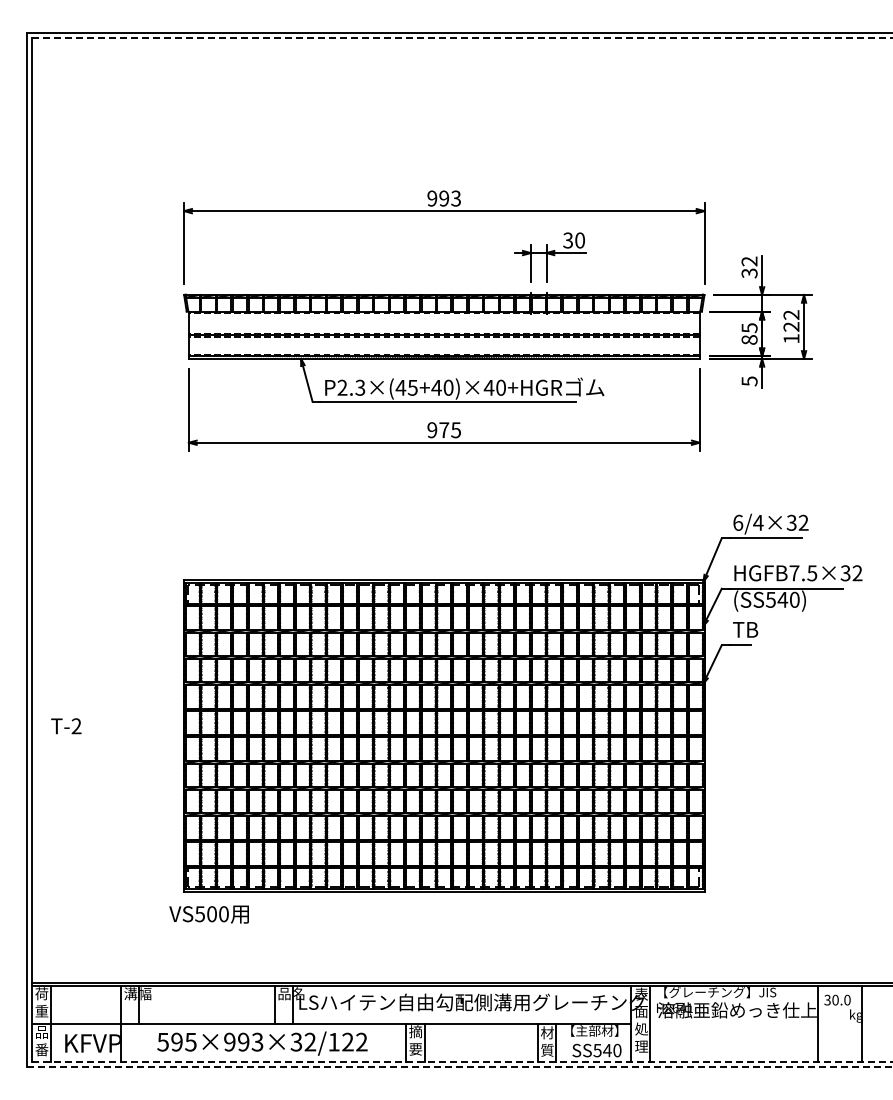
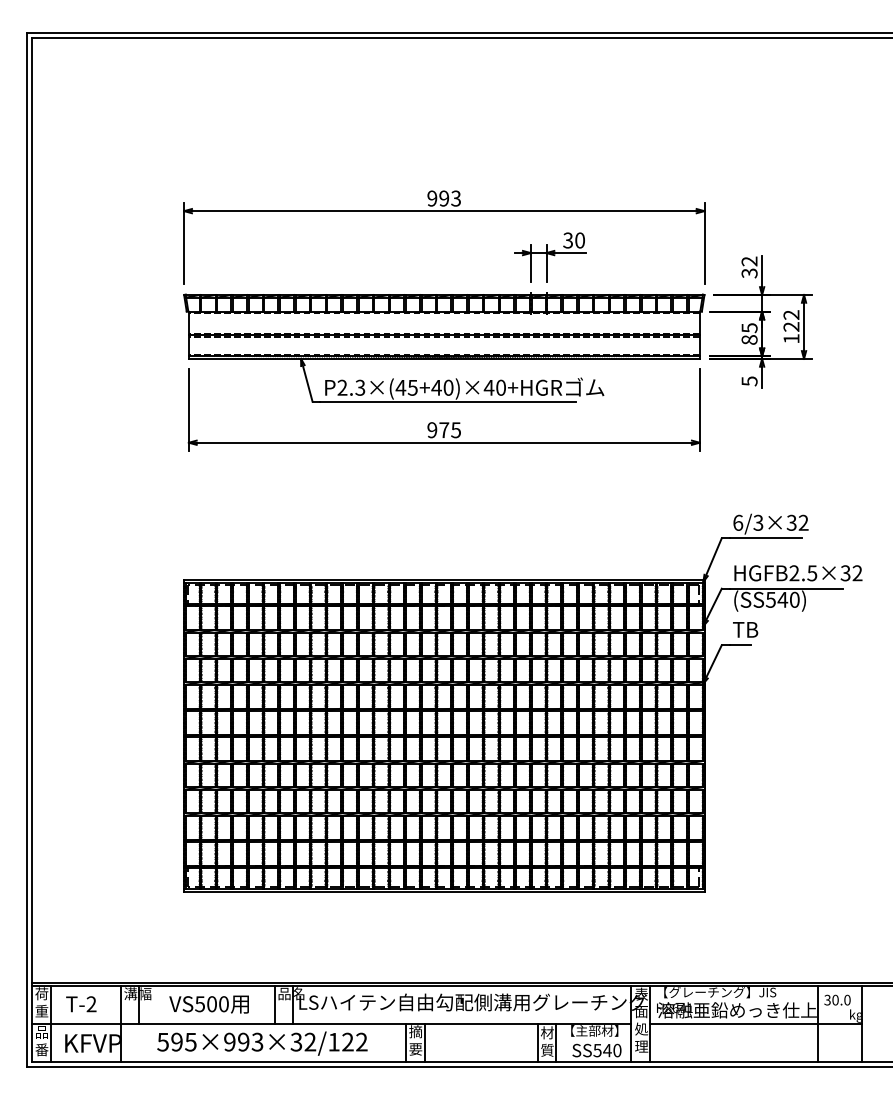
line: dashed -> solid (463, 37)
text: 6/4×32 -> 6/3×32 (758, 522)
text: HGFB7.5×32 -> HGFB2.5×32 (794, 573)
text position: (66, 726) -> (81, 1004) (81, 1004)
text position: (208, 914) -> (208, 1004) (208, 1004)
line: none -> present (755, 1023)
line: dashed -> solid (463, 1061)
line: dashed -> solid (459, 1067)
